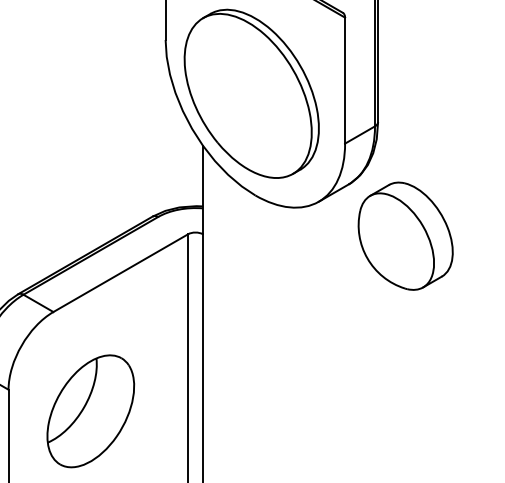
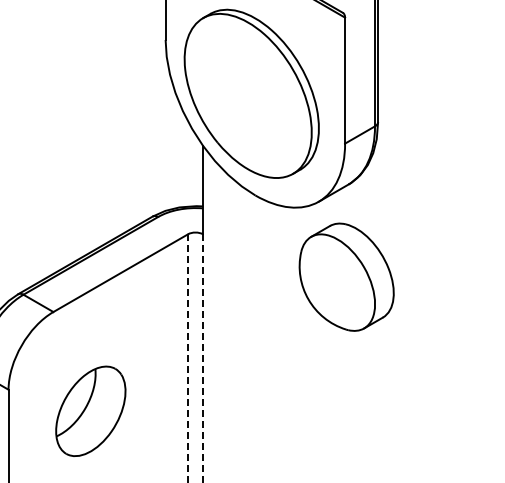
part position: (405, 235) -> (346, 276) (346, 276)
line: solid -> dashed (188, 359)
line: solid -> dashed (203, 359)
part size: 90x115 px -> 72x92 px (90, 410)
